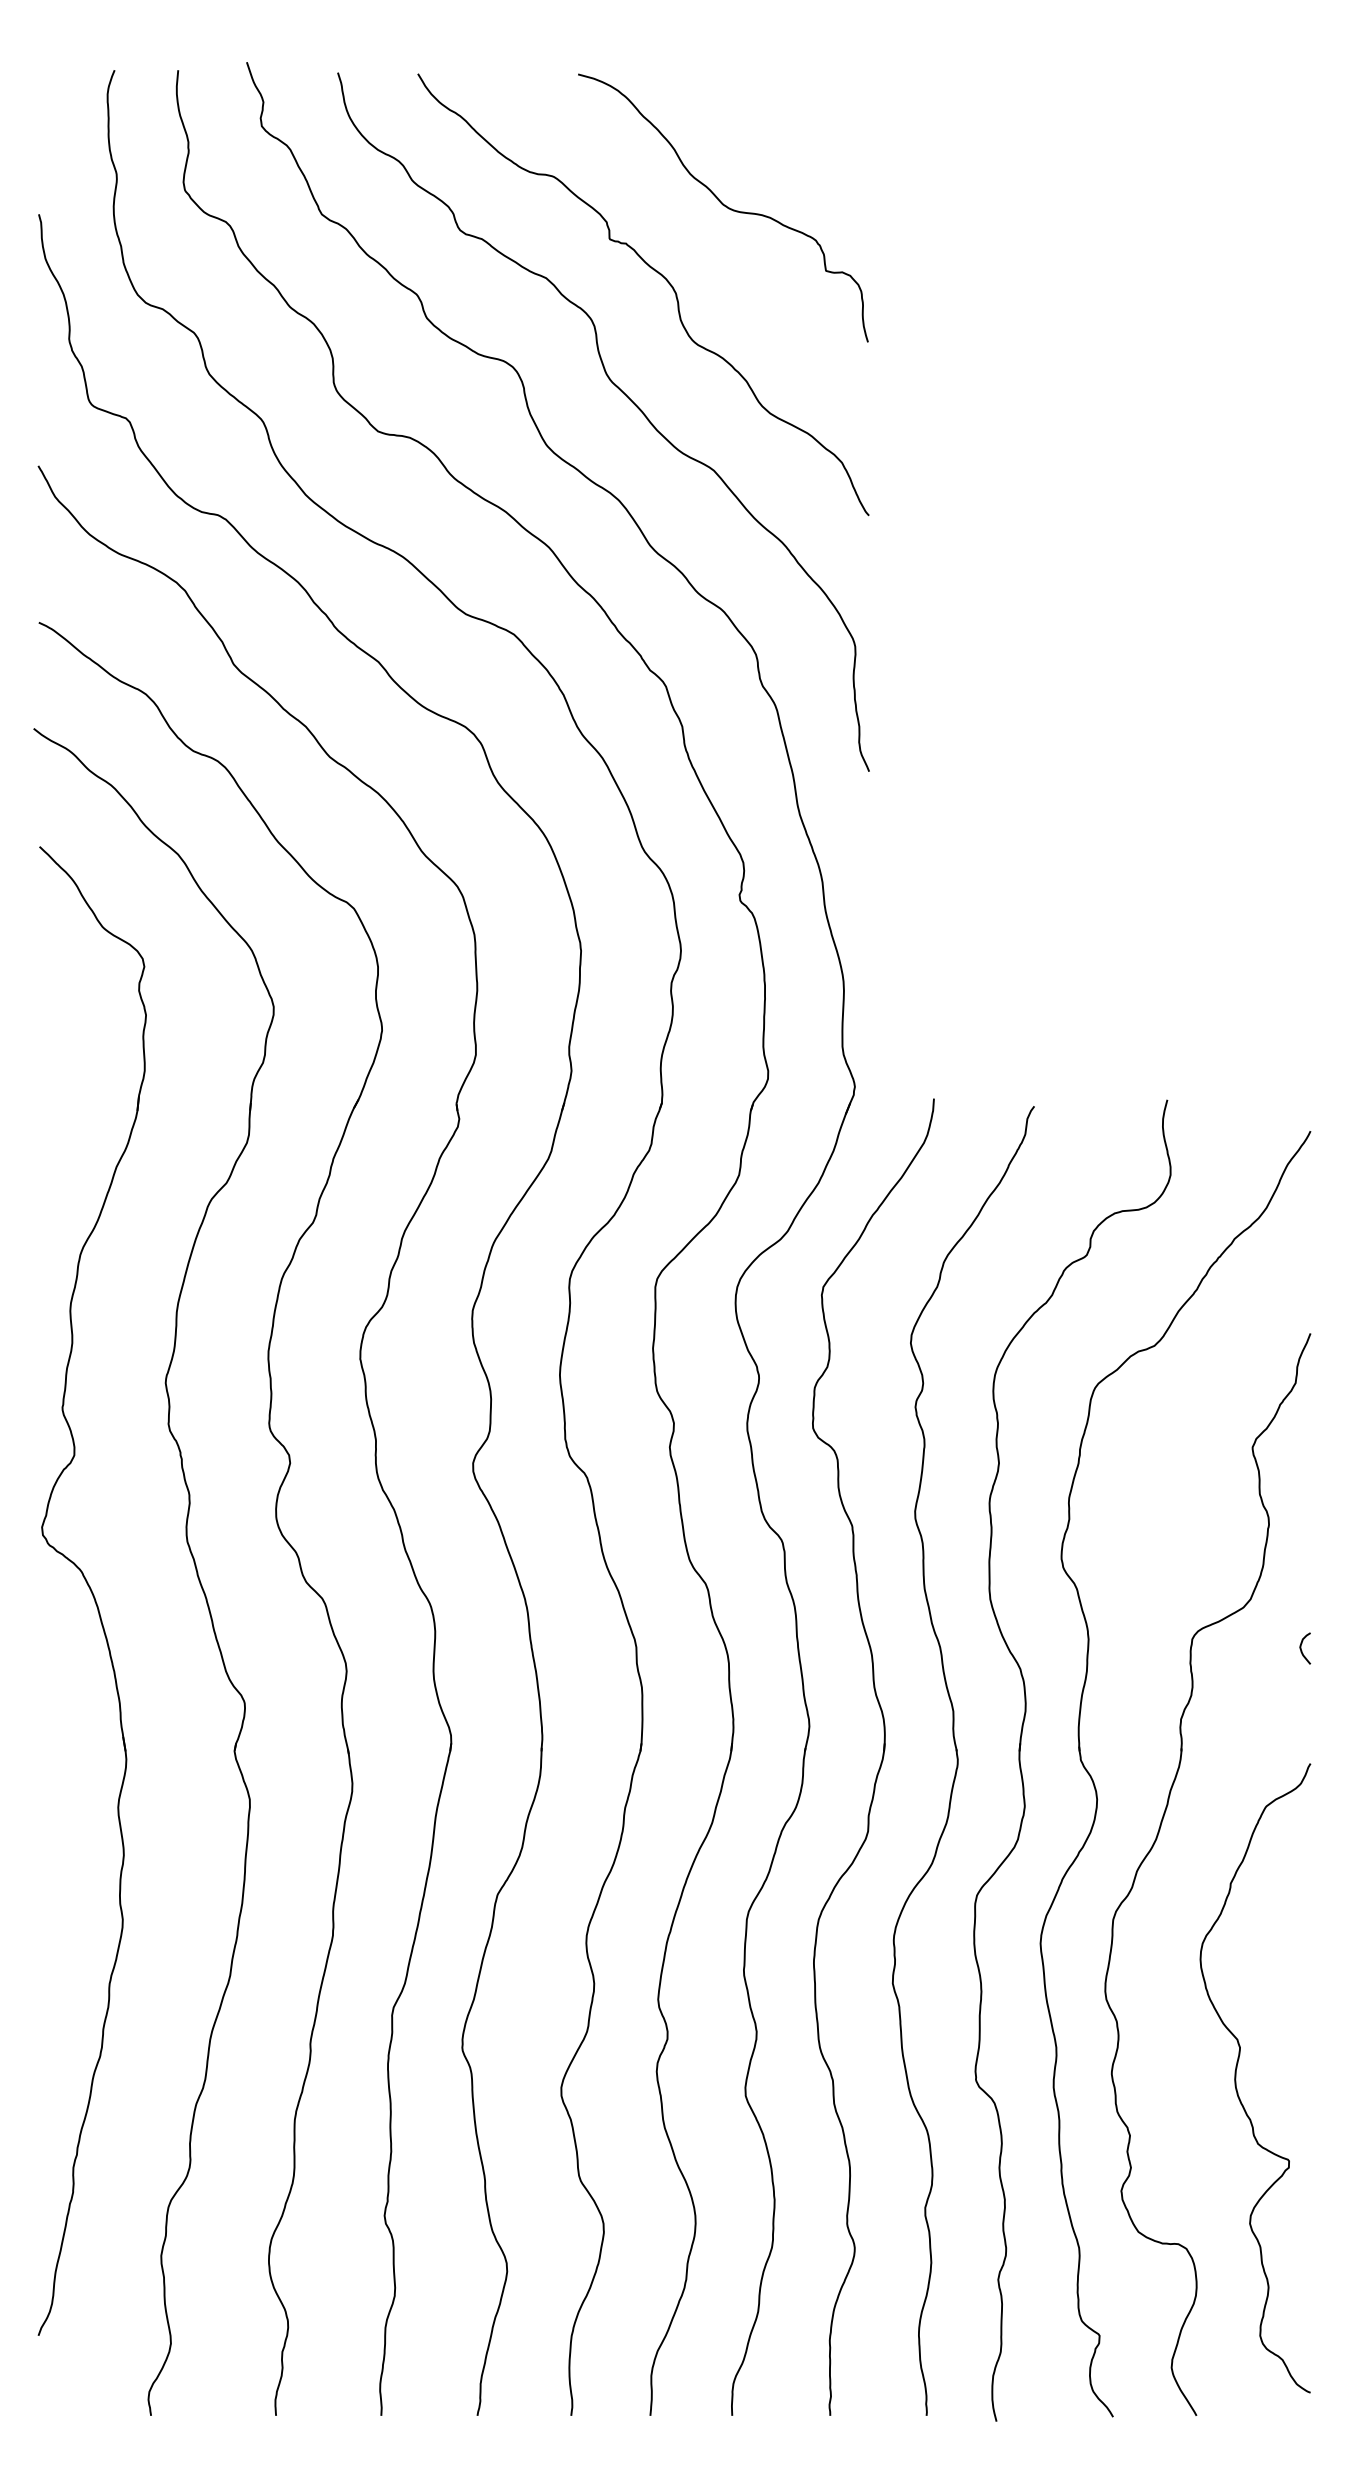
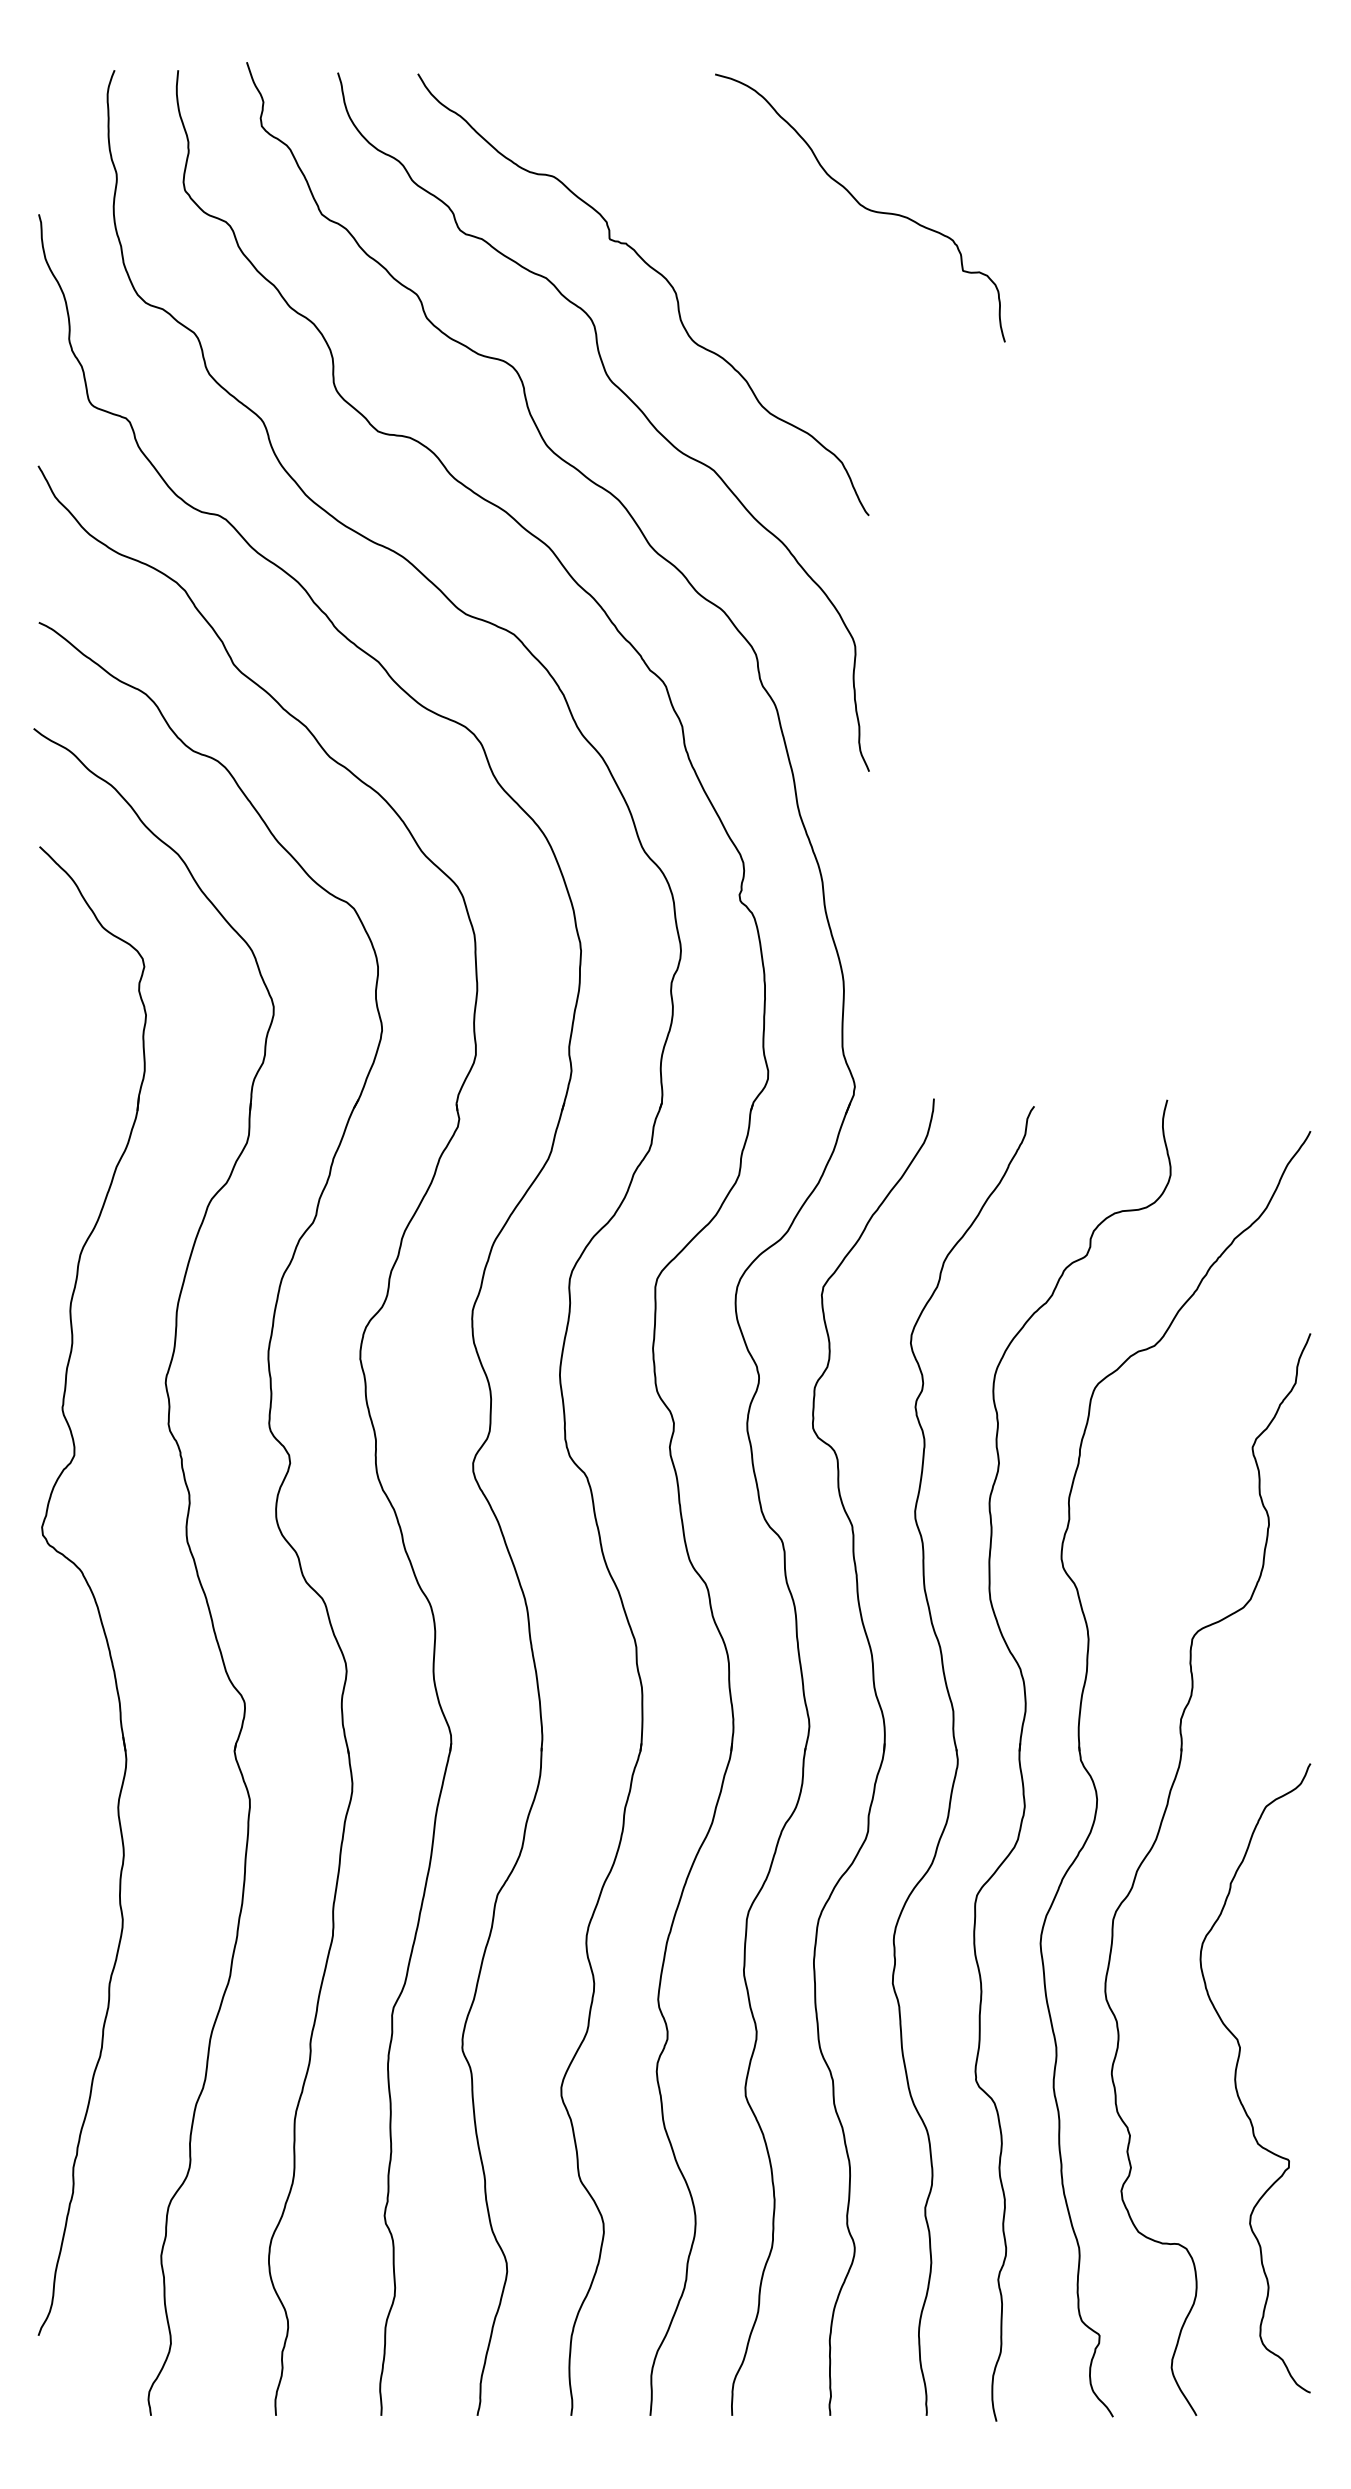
curve position: (724, 206) -> (861, 206) (861, 206)
curve: present -> none (1302, 1650)
